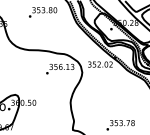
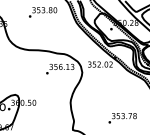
text position: (120, 125) -> (122, 118) (122, 118)
